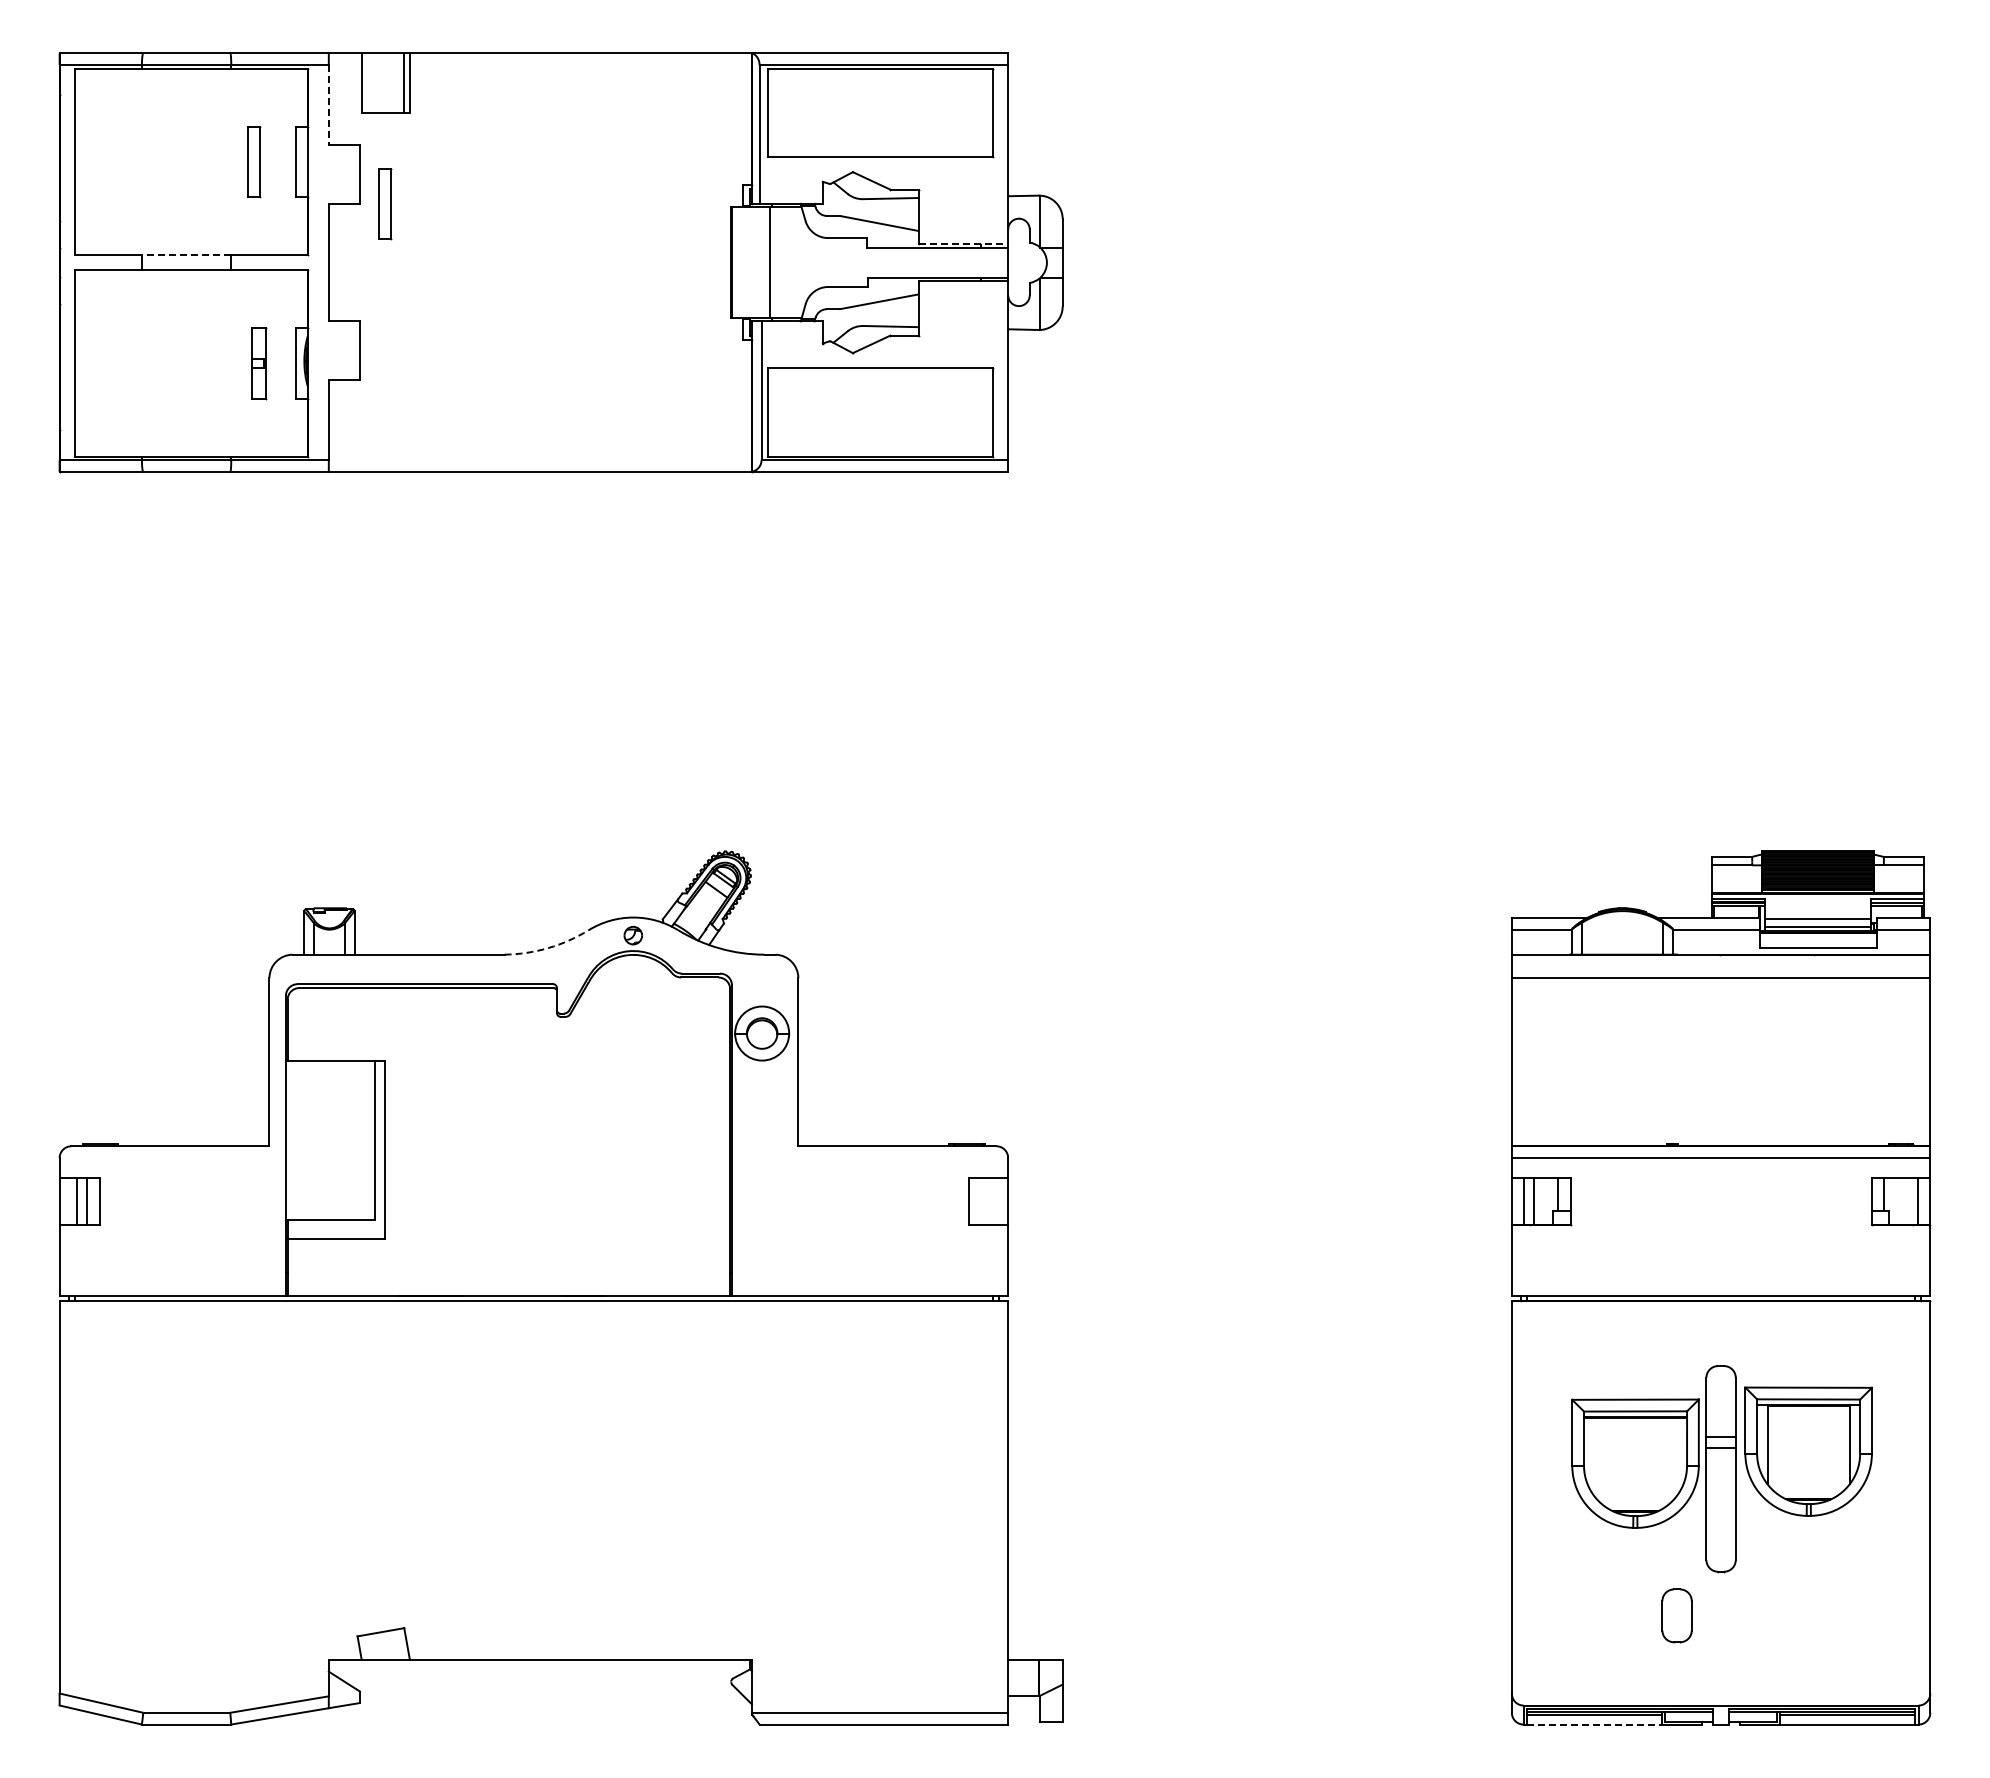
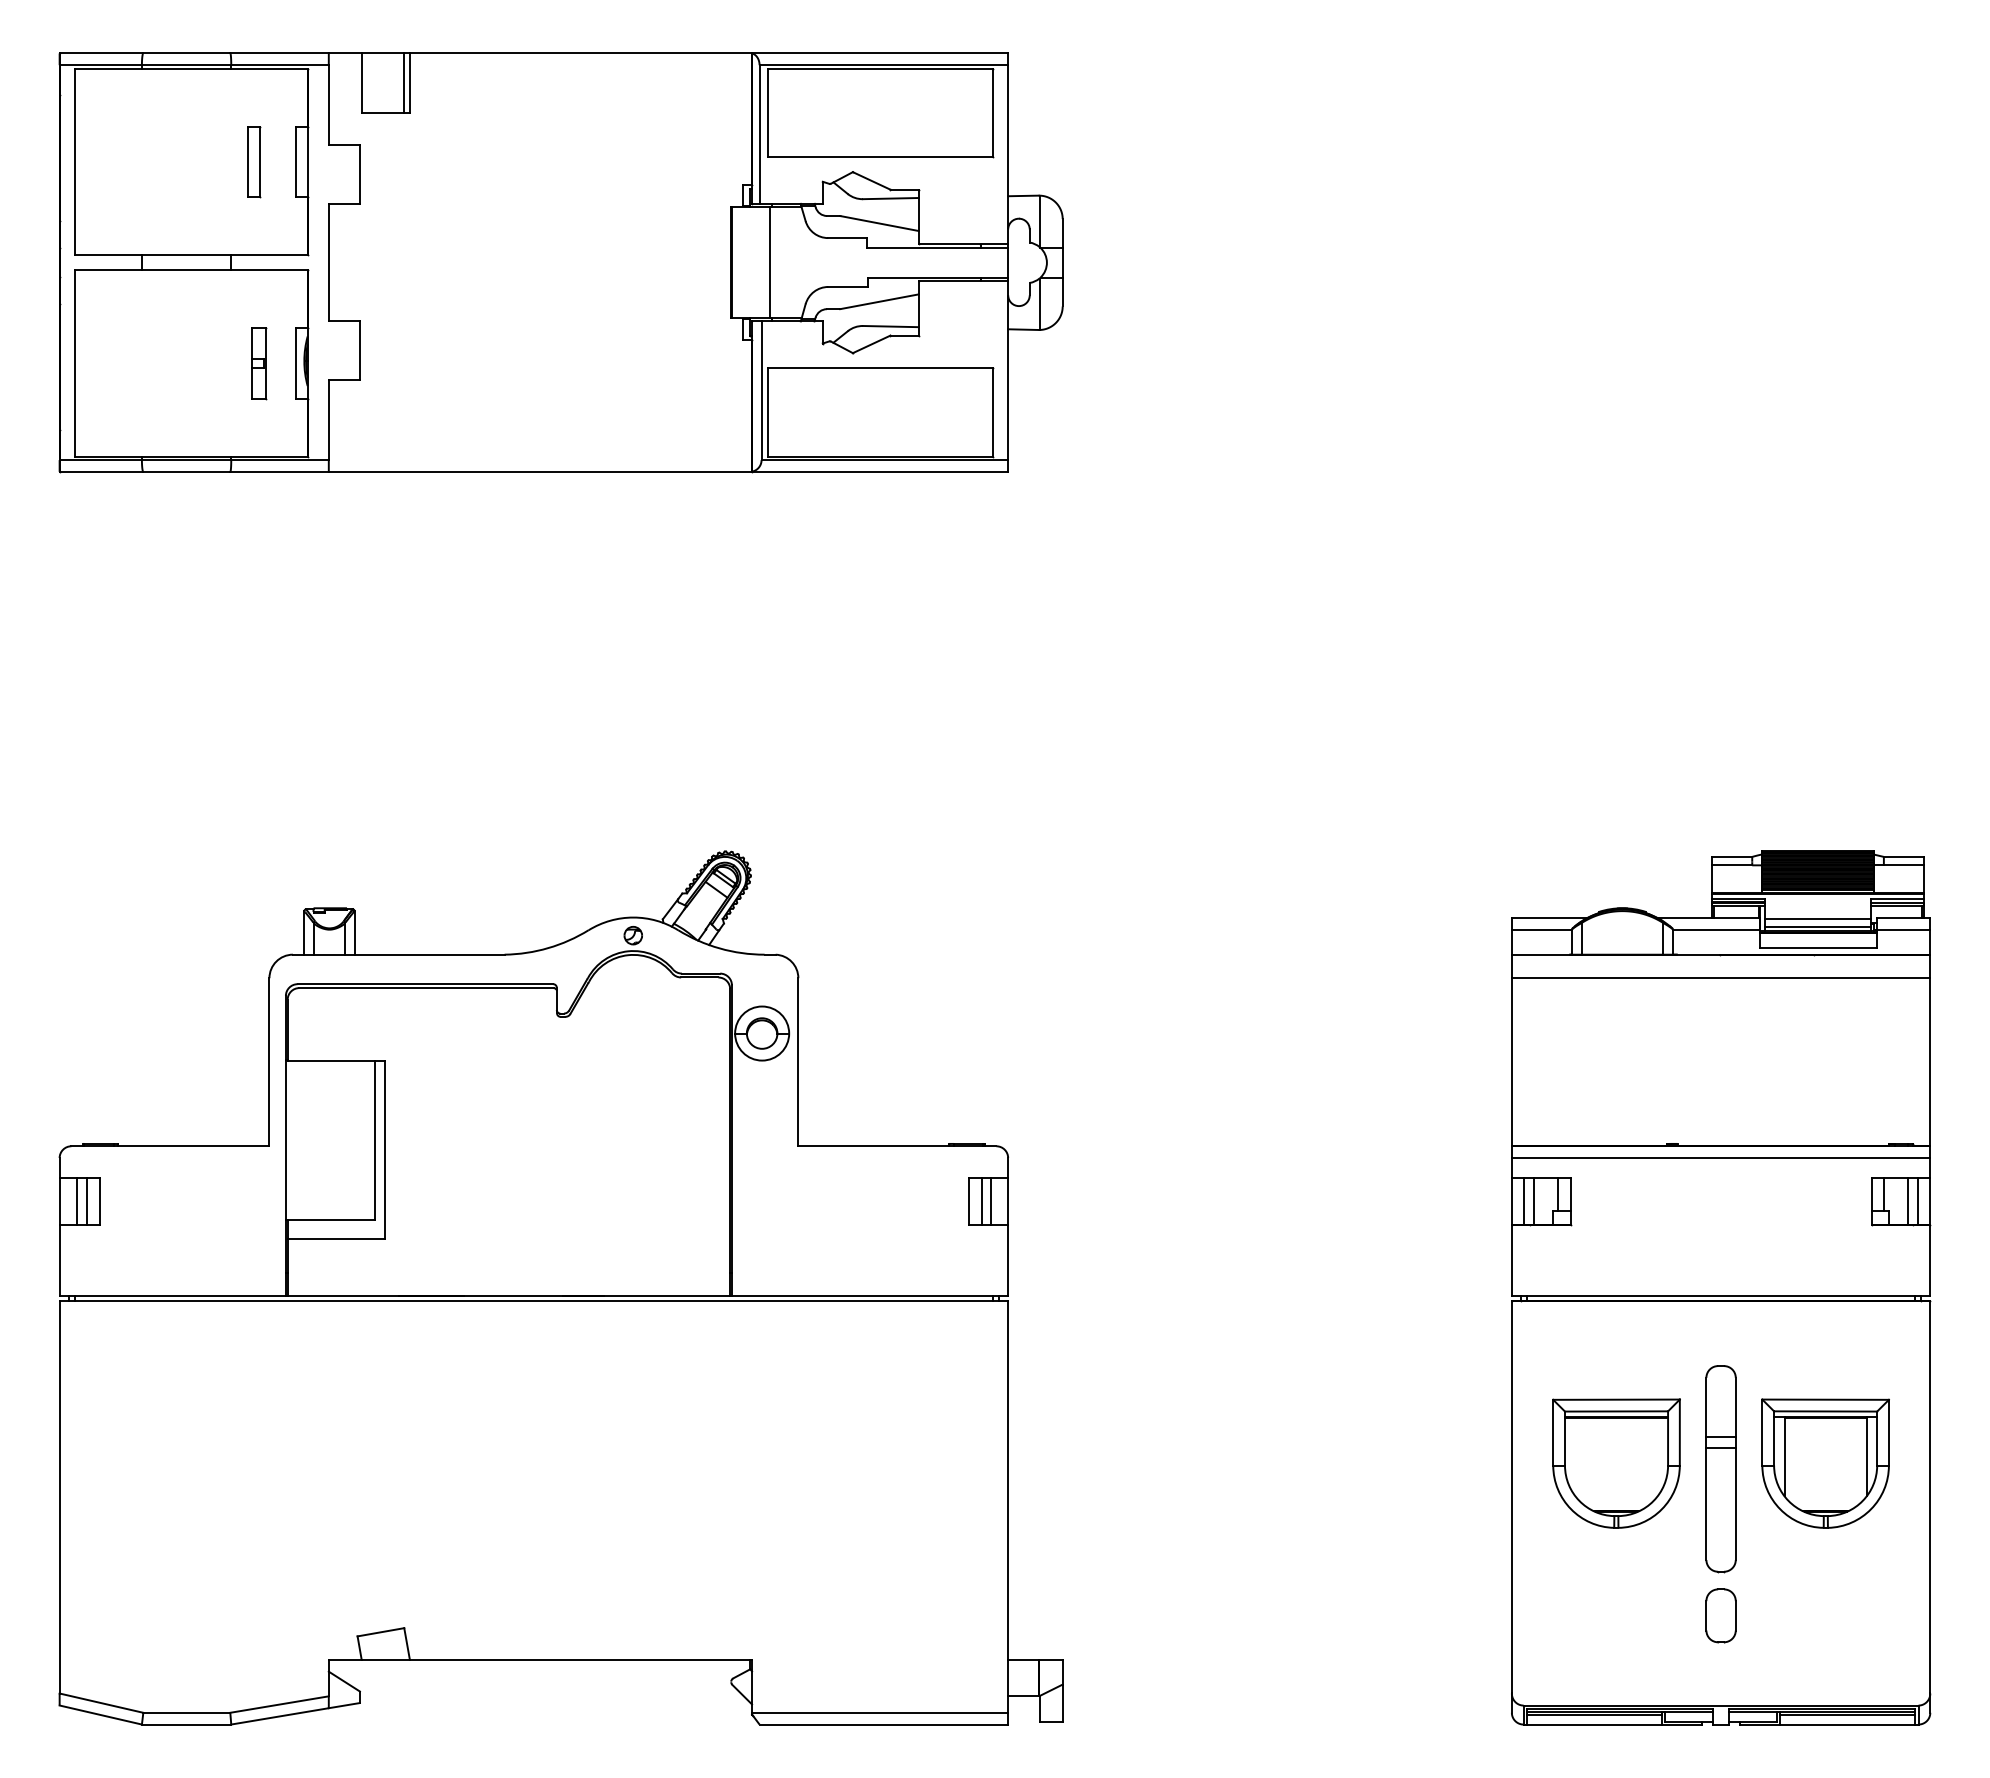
line: dashed -> solid (328, 105)
part: present -> none (385, 204)
line: dashed -> solid (963, 243)
line: dashed -> solid (186, 255)
arc: dashed -> solid (548, 948)
line: none -> present (981, 1201)
line: none -> present (990, 1201)
line: none -> present (1907, 1201)
part position: (1808, 1451) -> (1825, 1463) (1825, 1463)
part position: (1635, 1463) -> (1616, 1463) (1616, 1463)
part position: (1676, 1615) -> (1720, 1615) (1720, 1615)
line: dashed -> solid (1594, 1724)
